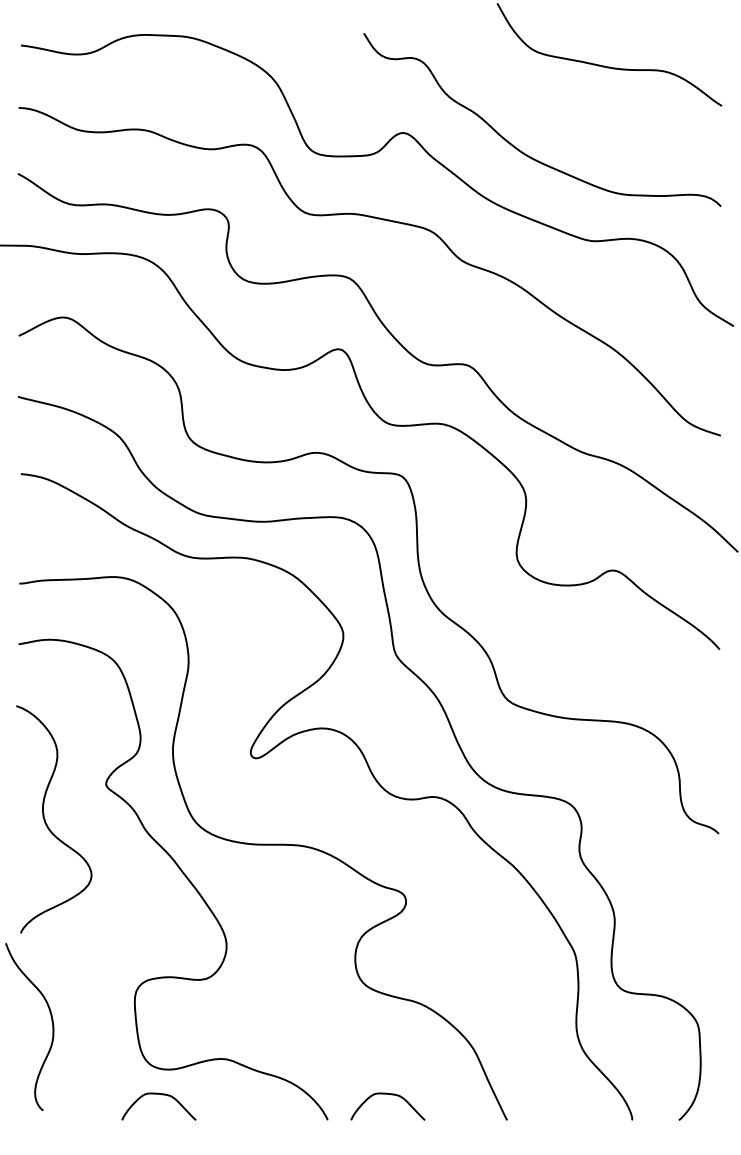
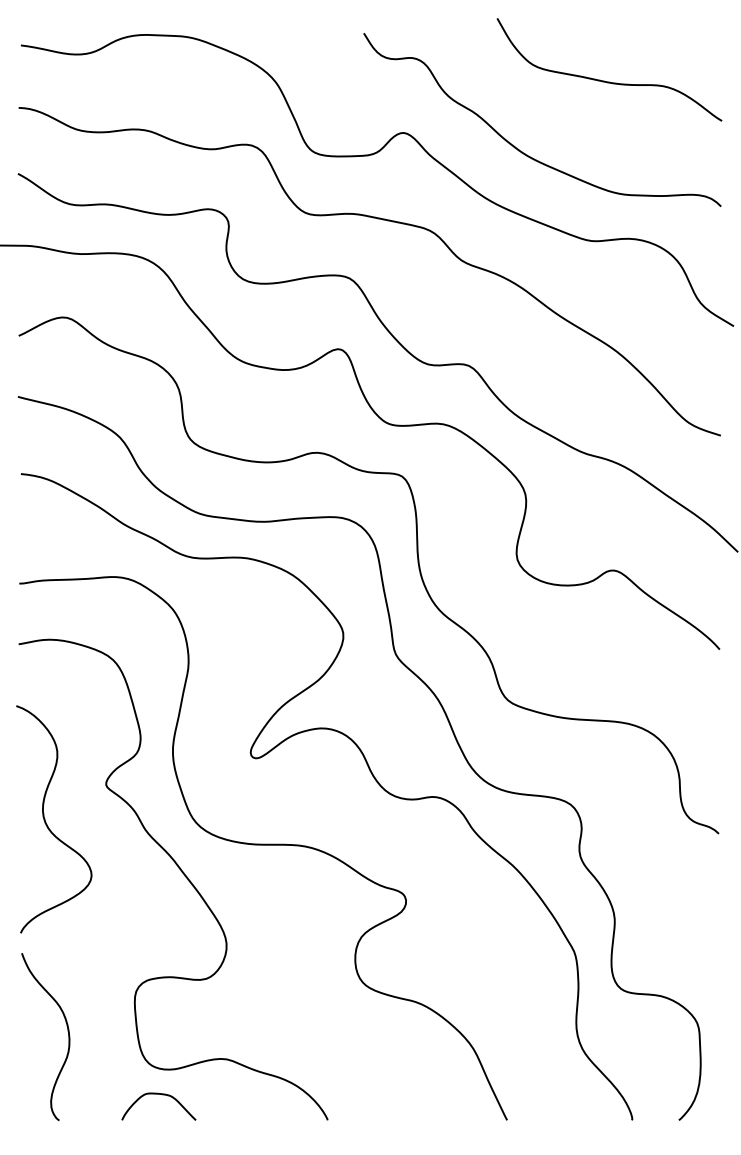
curve position: (609, 66) -> (609, 81) (609, 81)
curve position: (51, 1021) -> (67, 1031) (67, 1031)
curve: present -> none (391, 1095)
